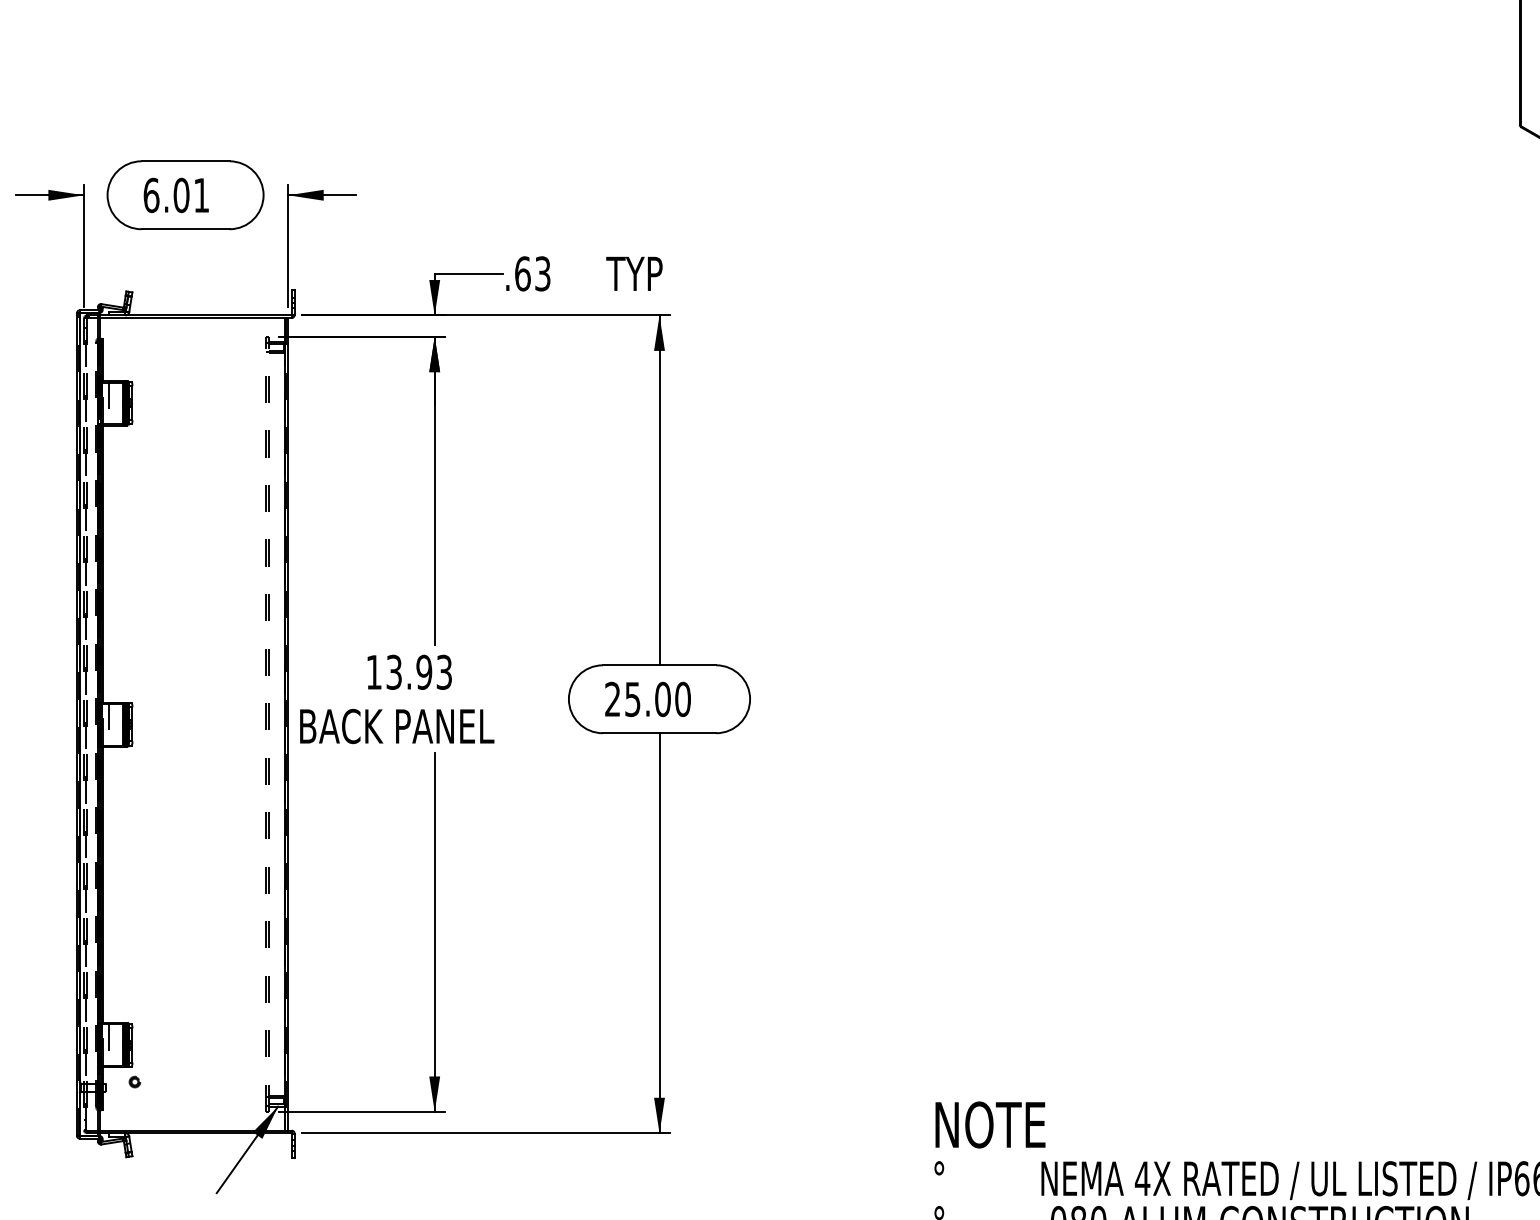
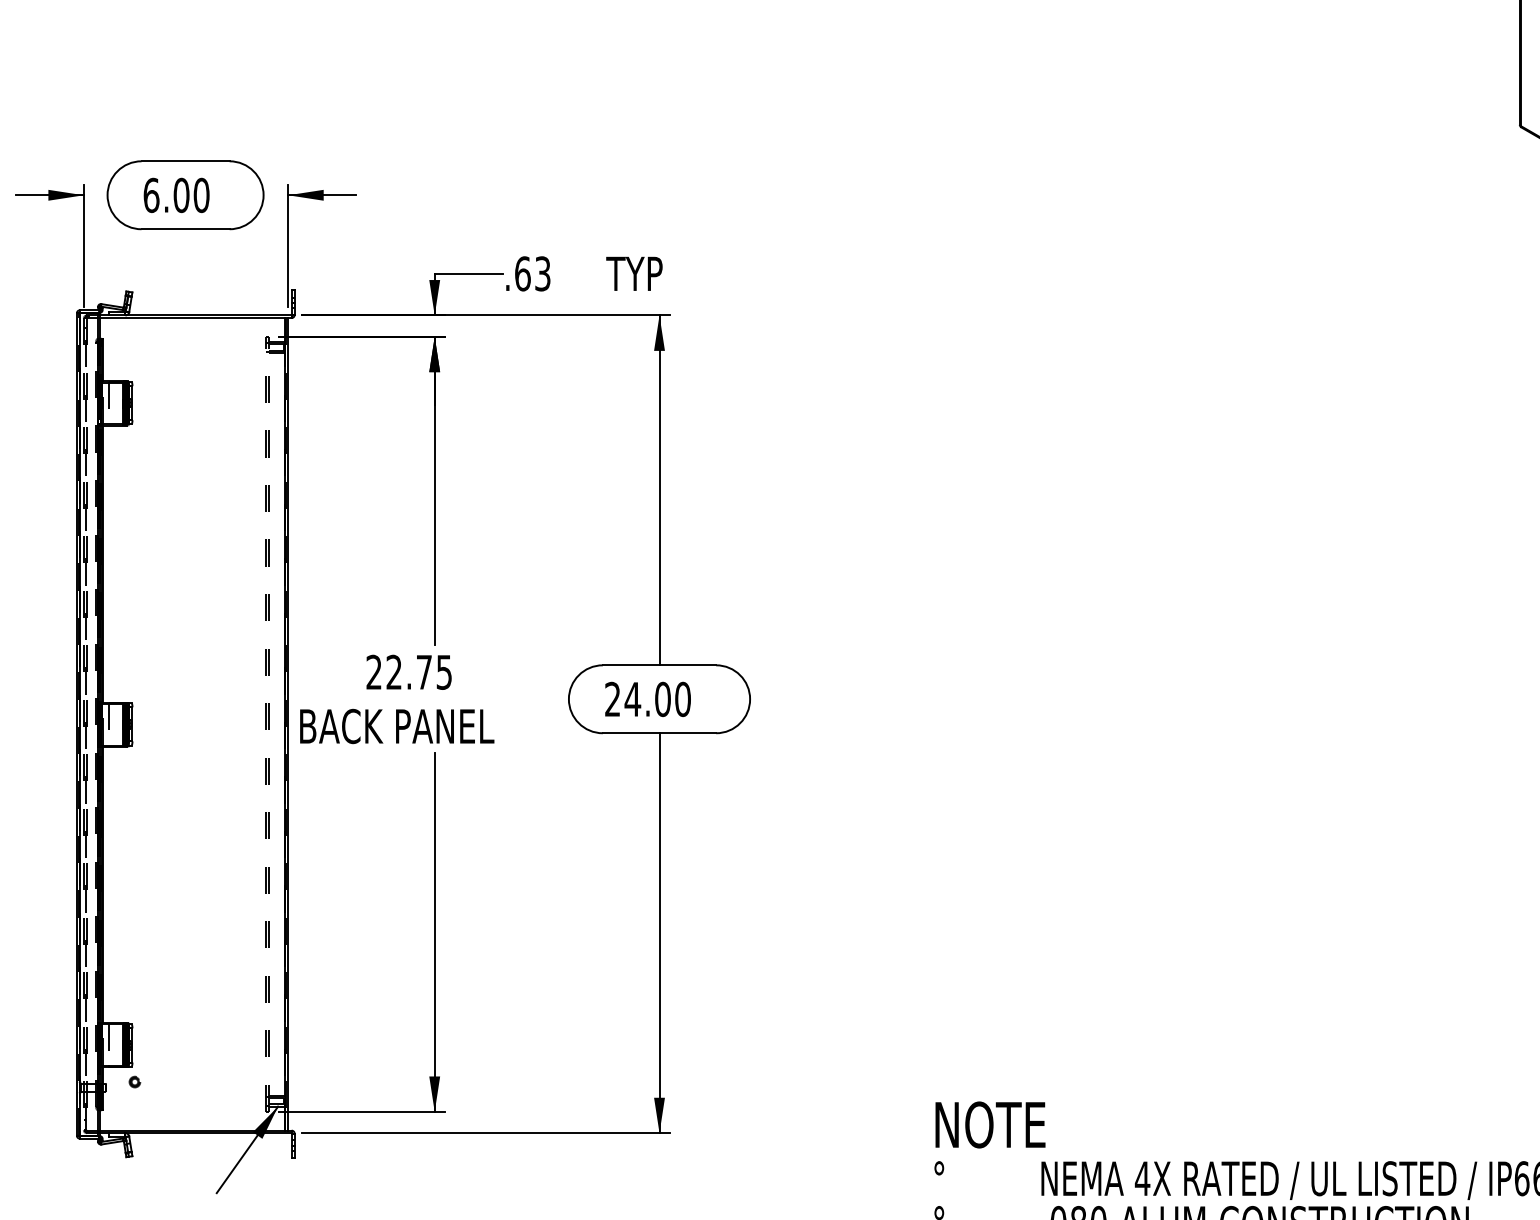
text: 6.01 -> 6.00 (201, 195)
text: 13.93 -> 22.75 (408, 671)
text: 25.00 -> 24.00 (632, 699)
